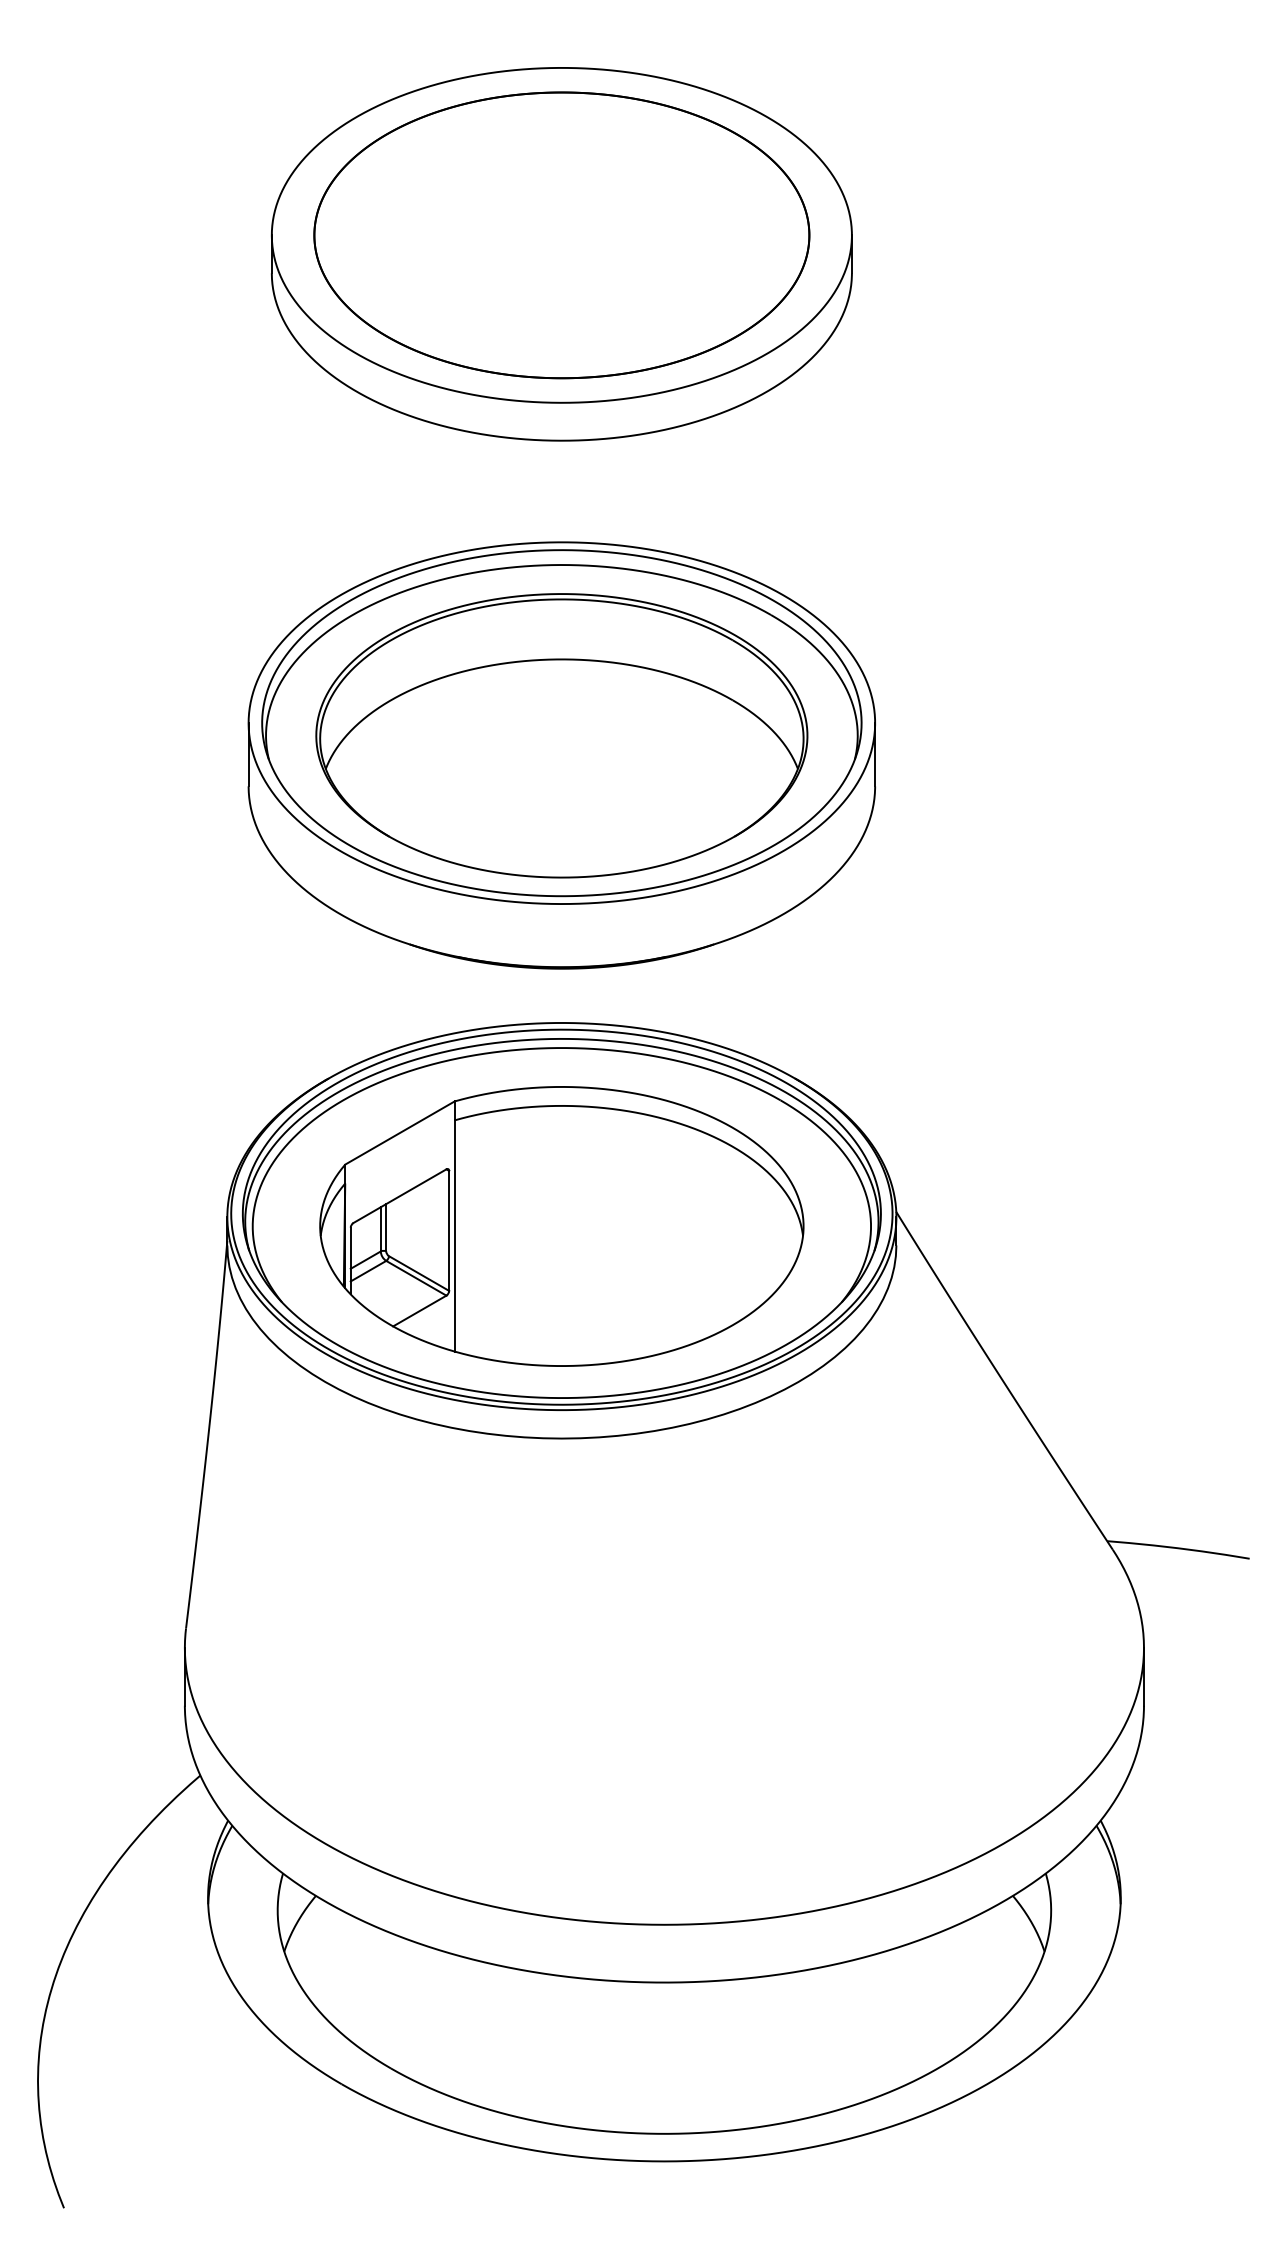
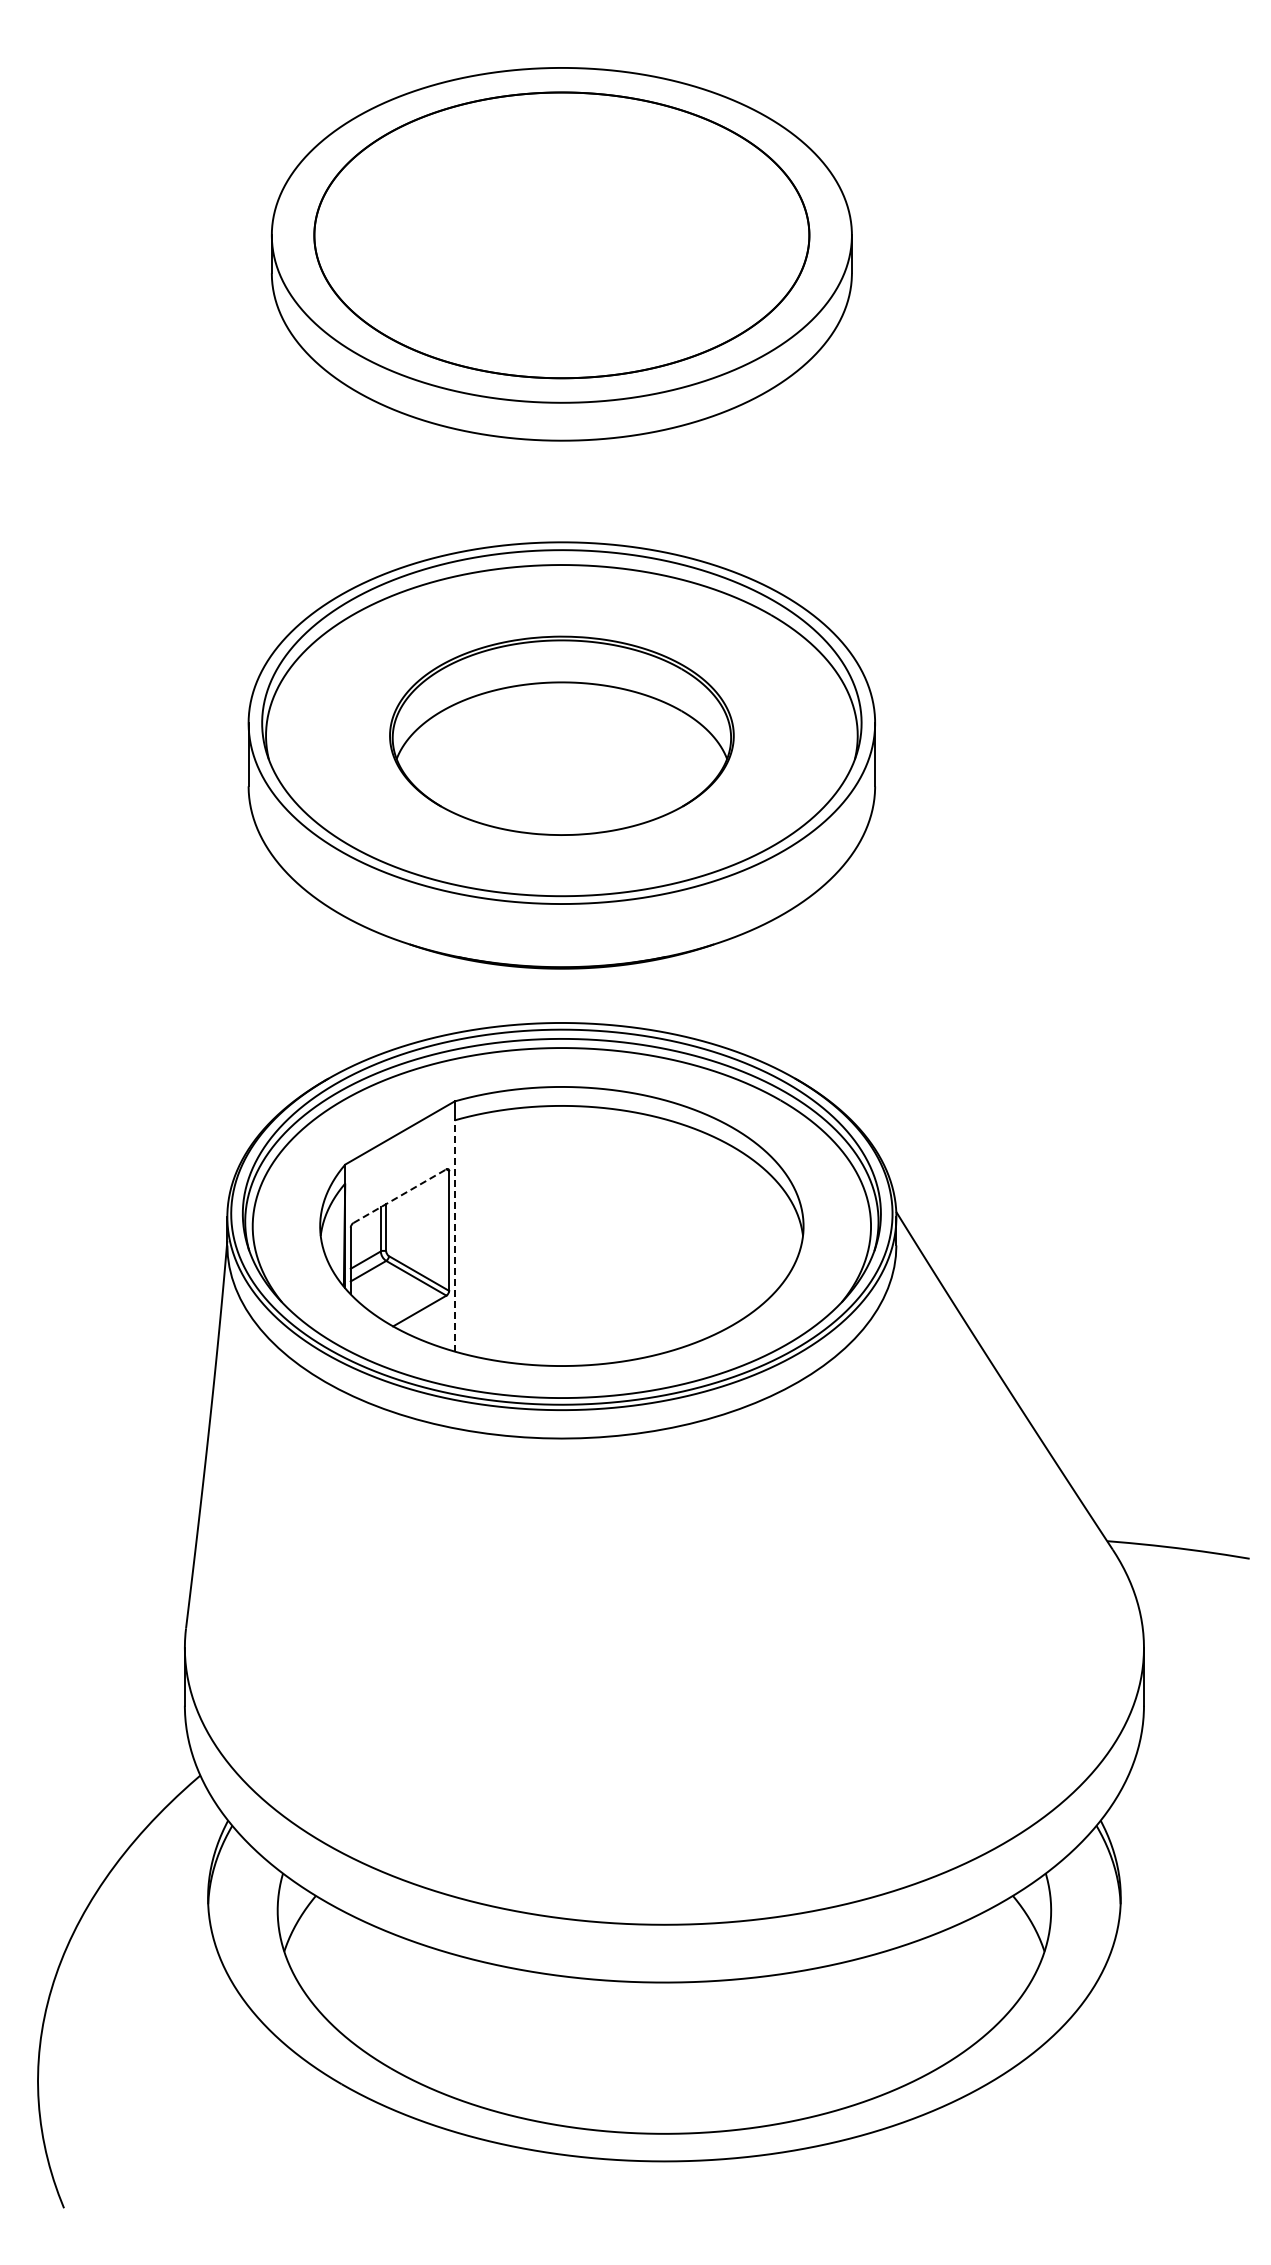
part size: 494x286 px -> 346x201 px (561, 735)
line: solid -> dashed (399, 1196)
line: solid -> dashed (454, 1235)
